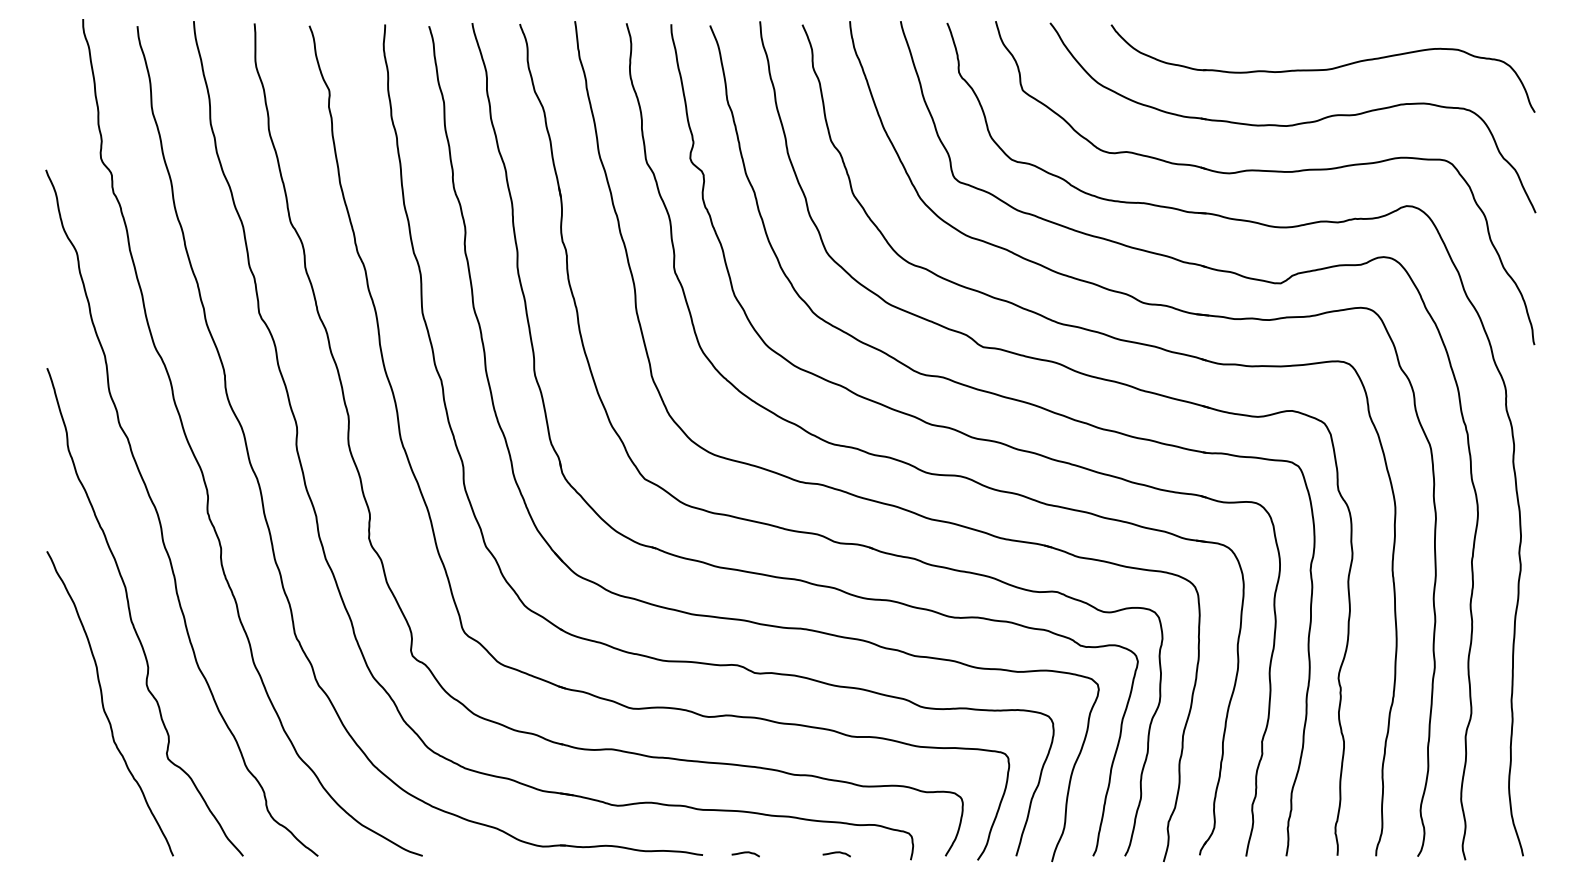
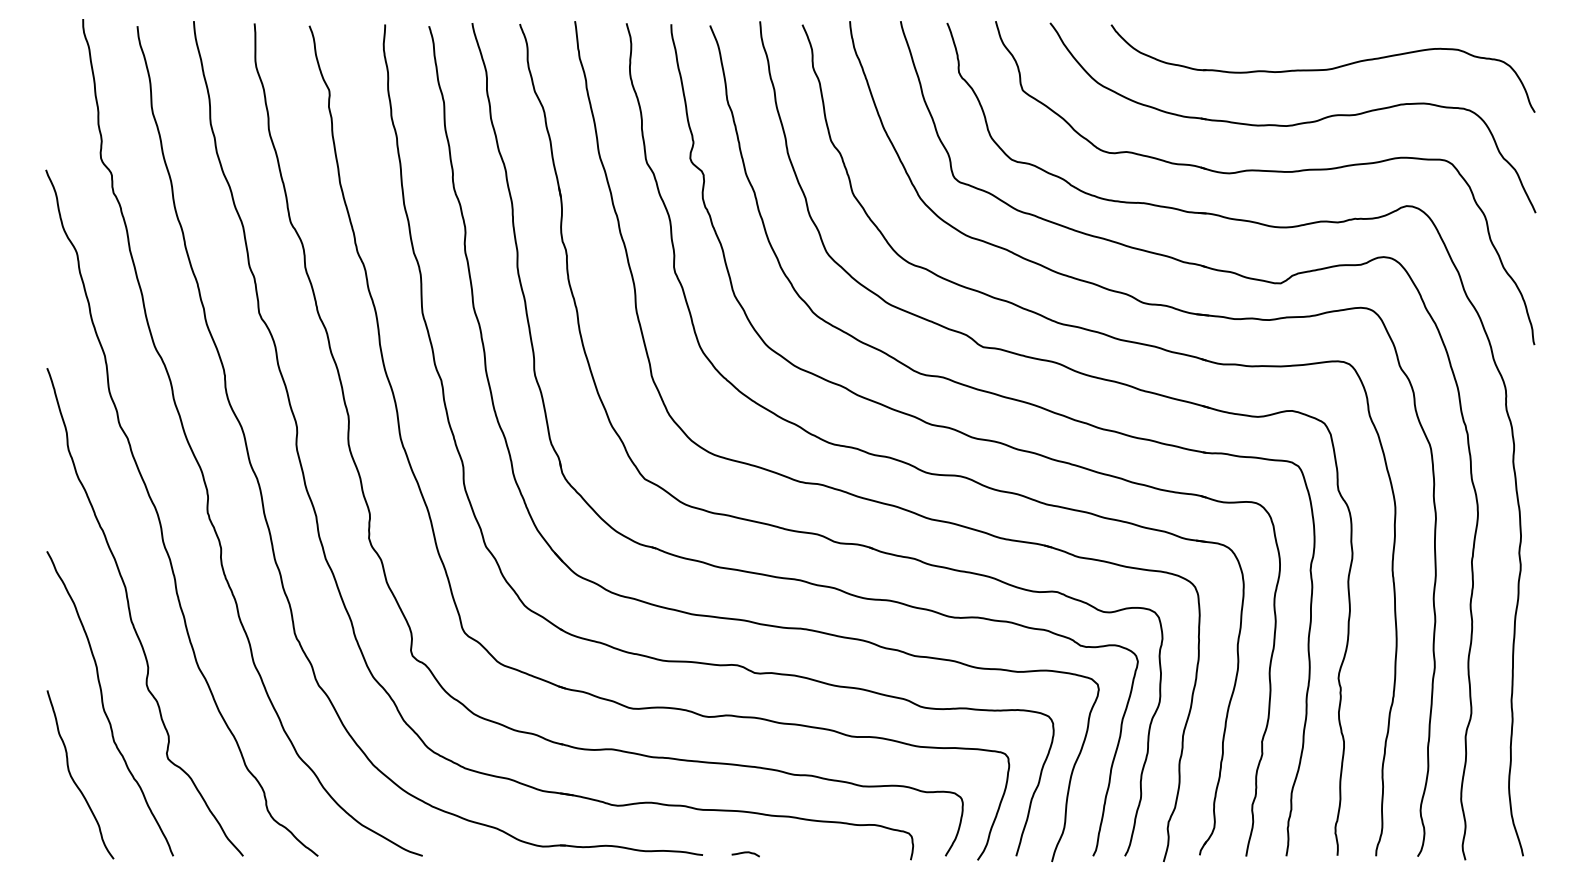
curve: none -> present (73, 778)
curve: present -> none (836, 853)
